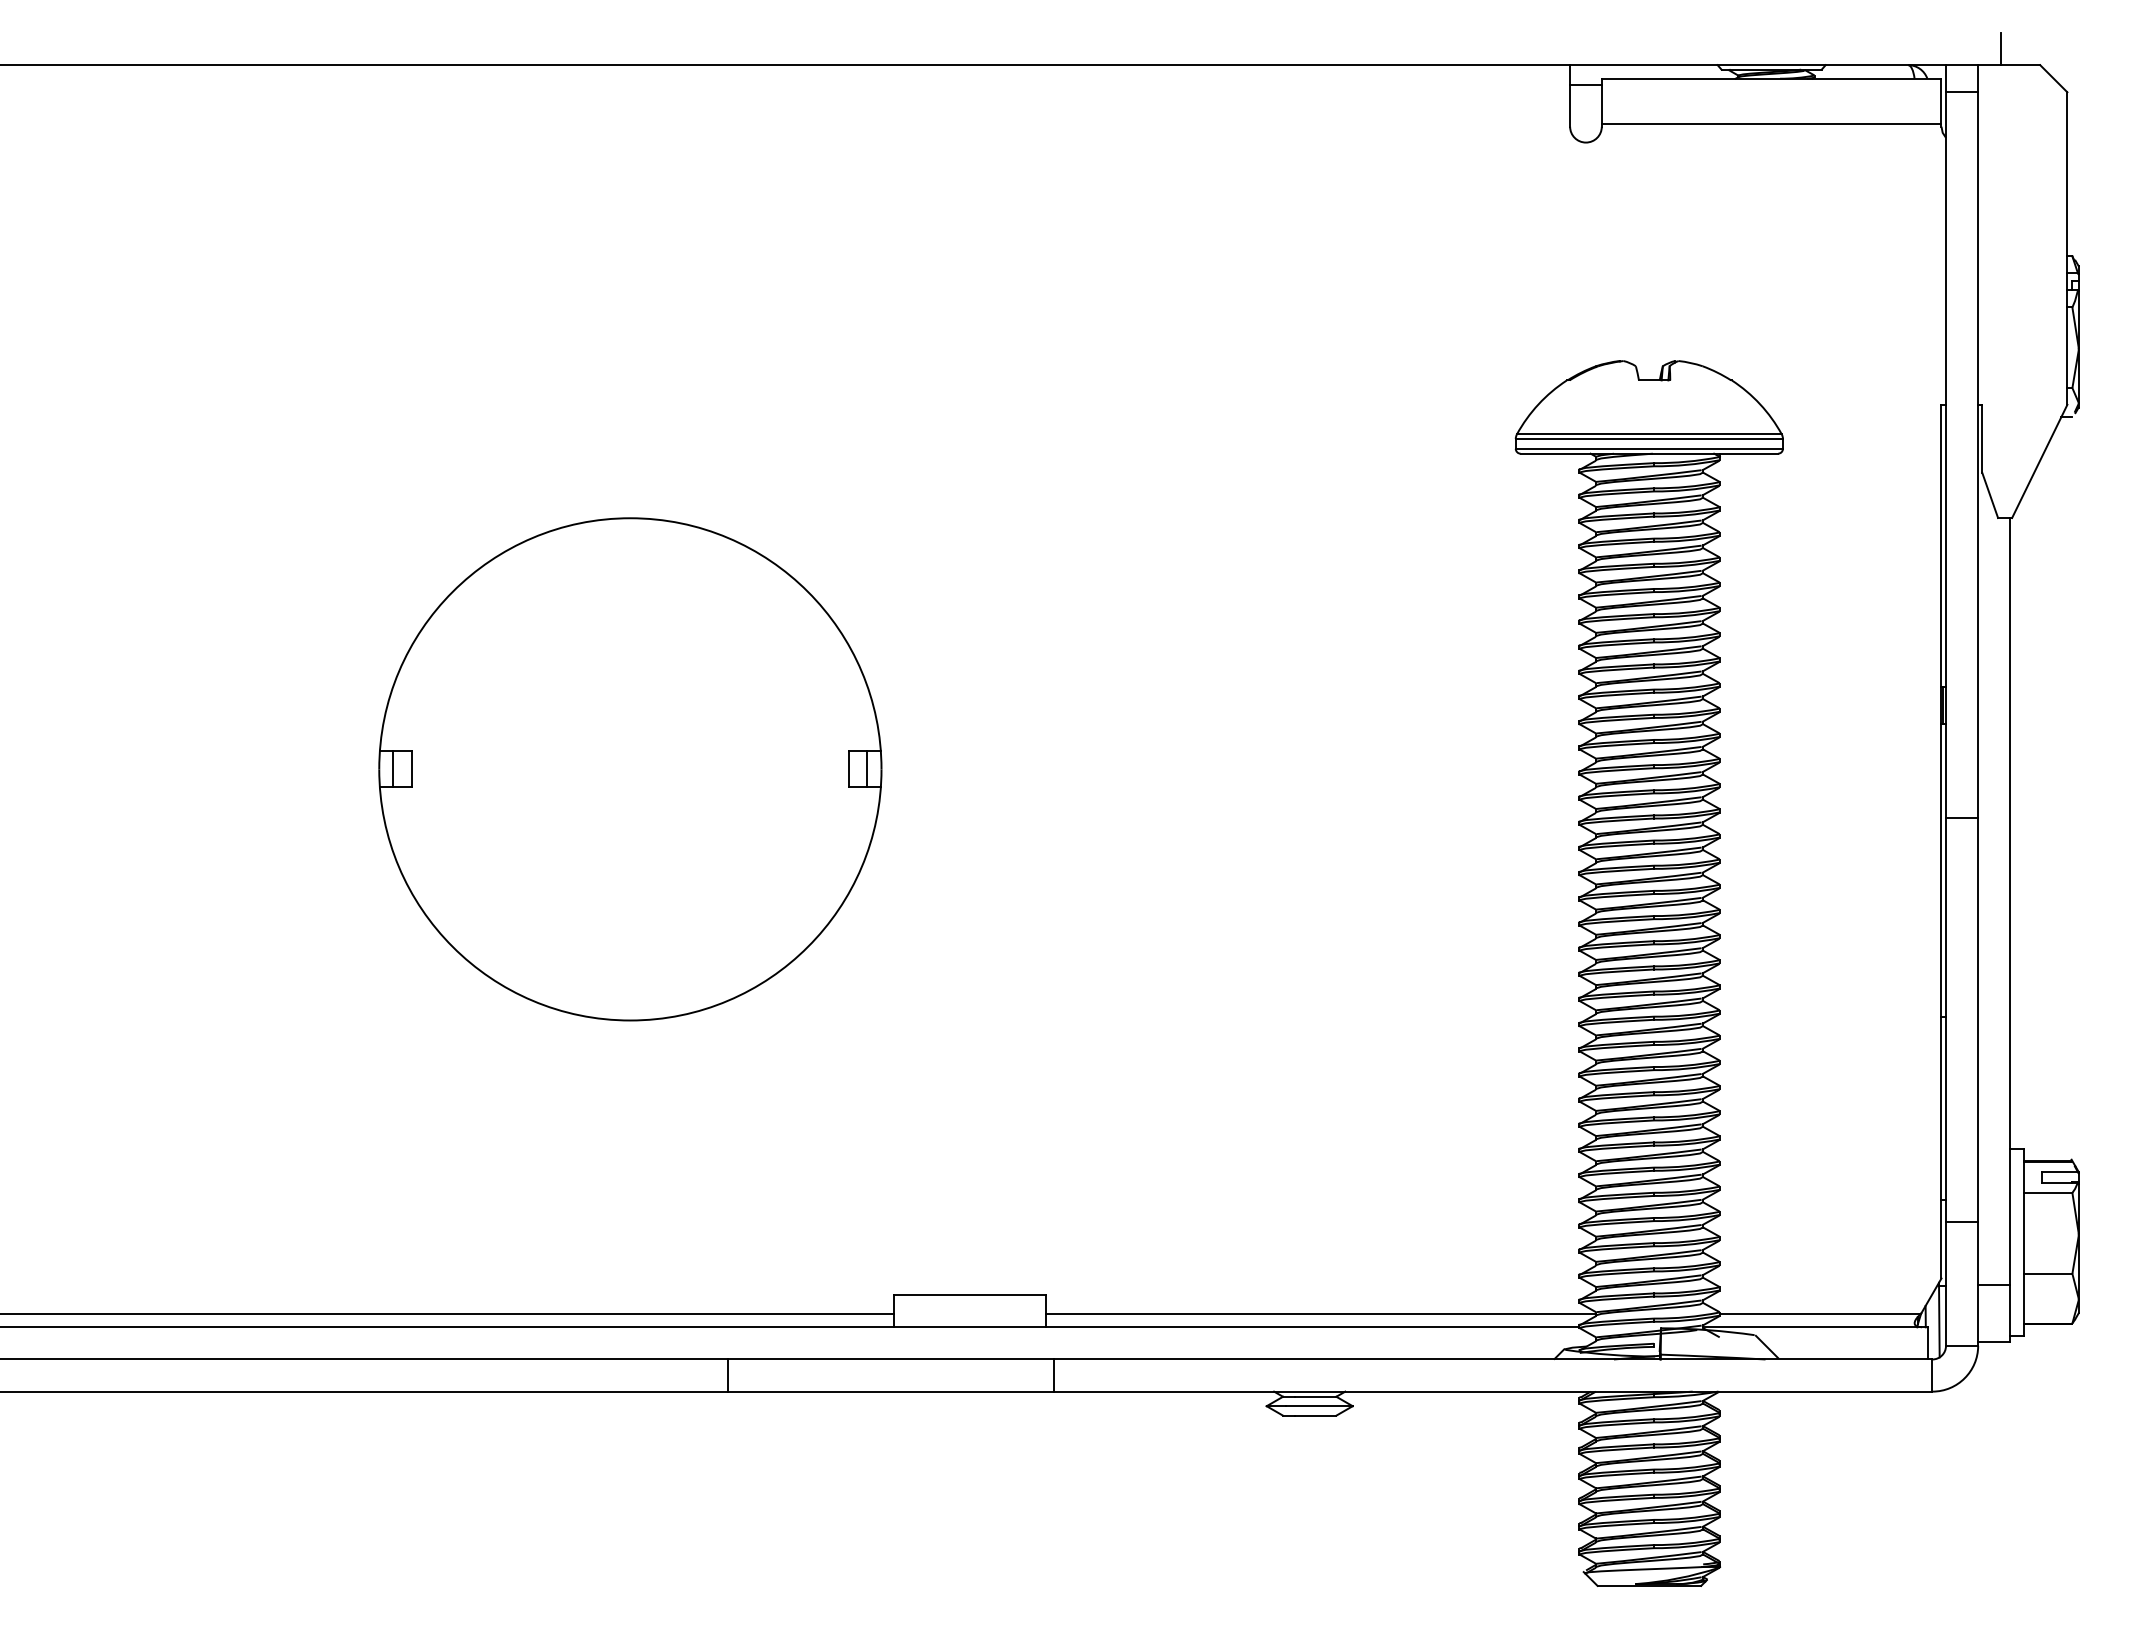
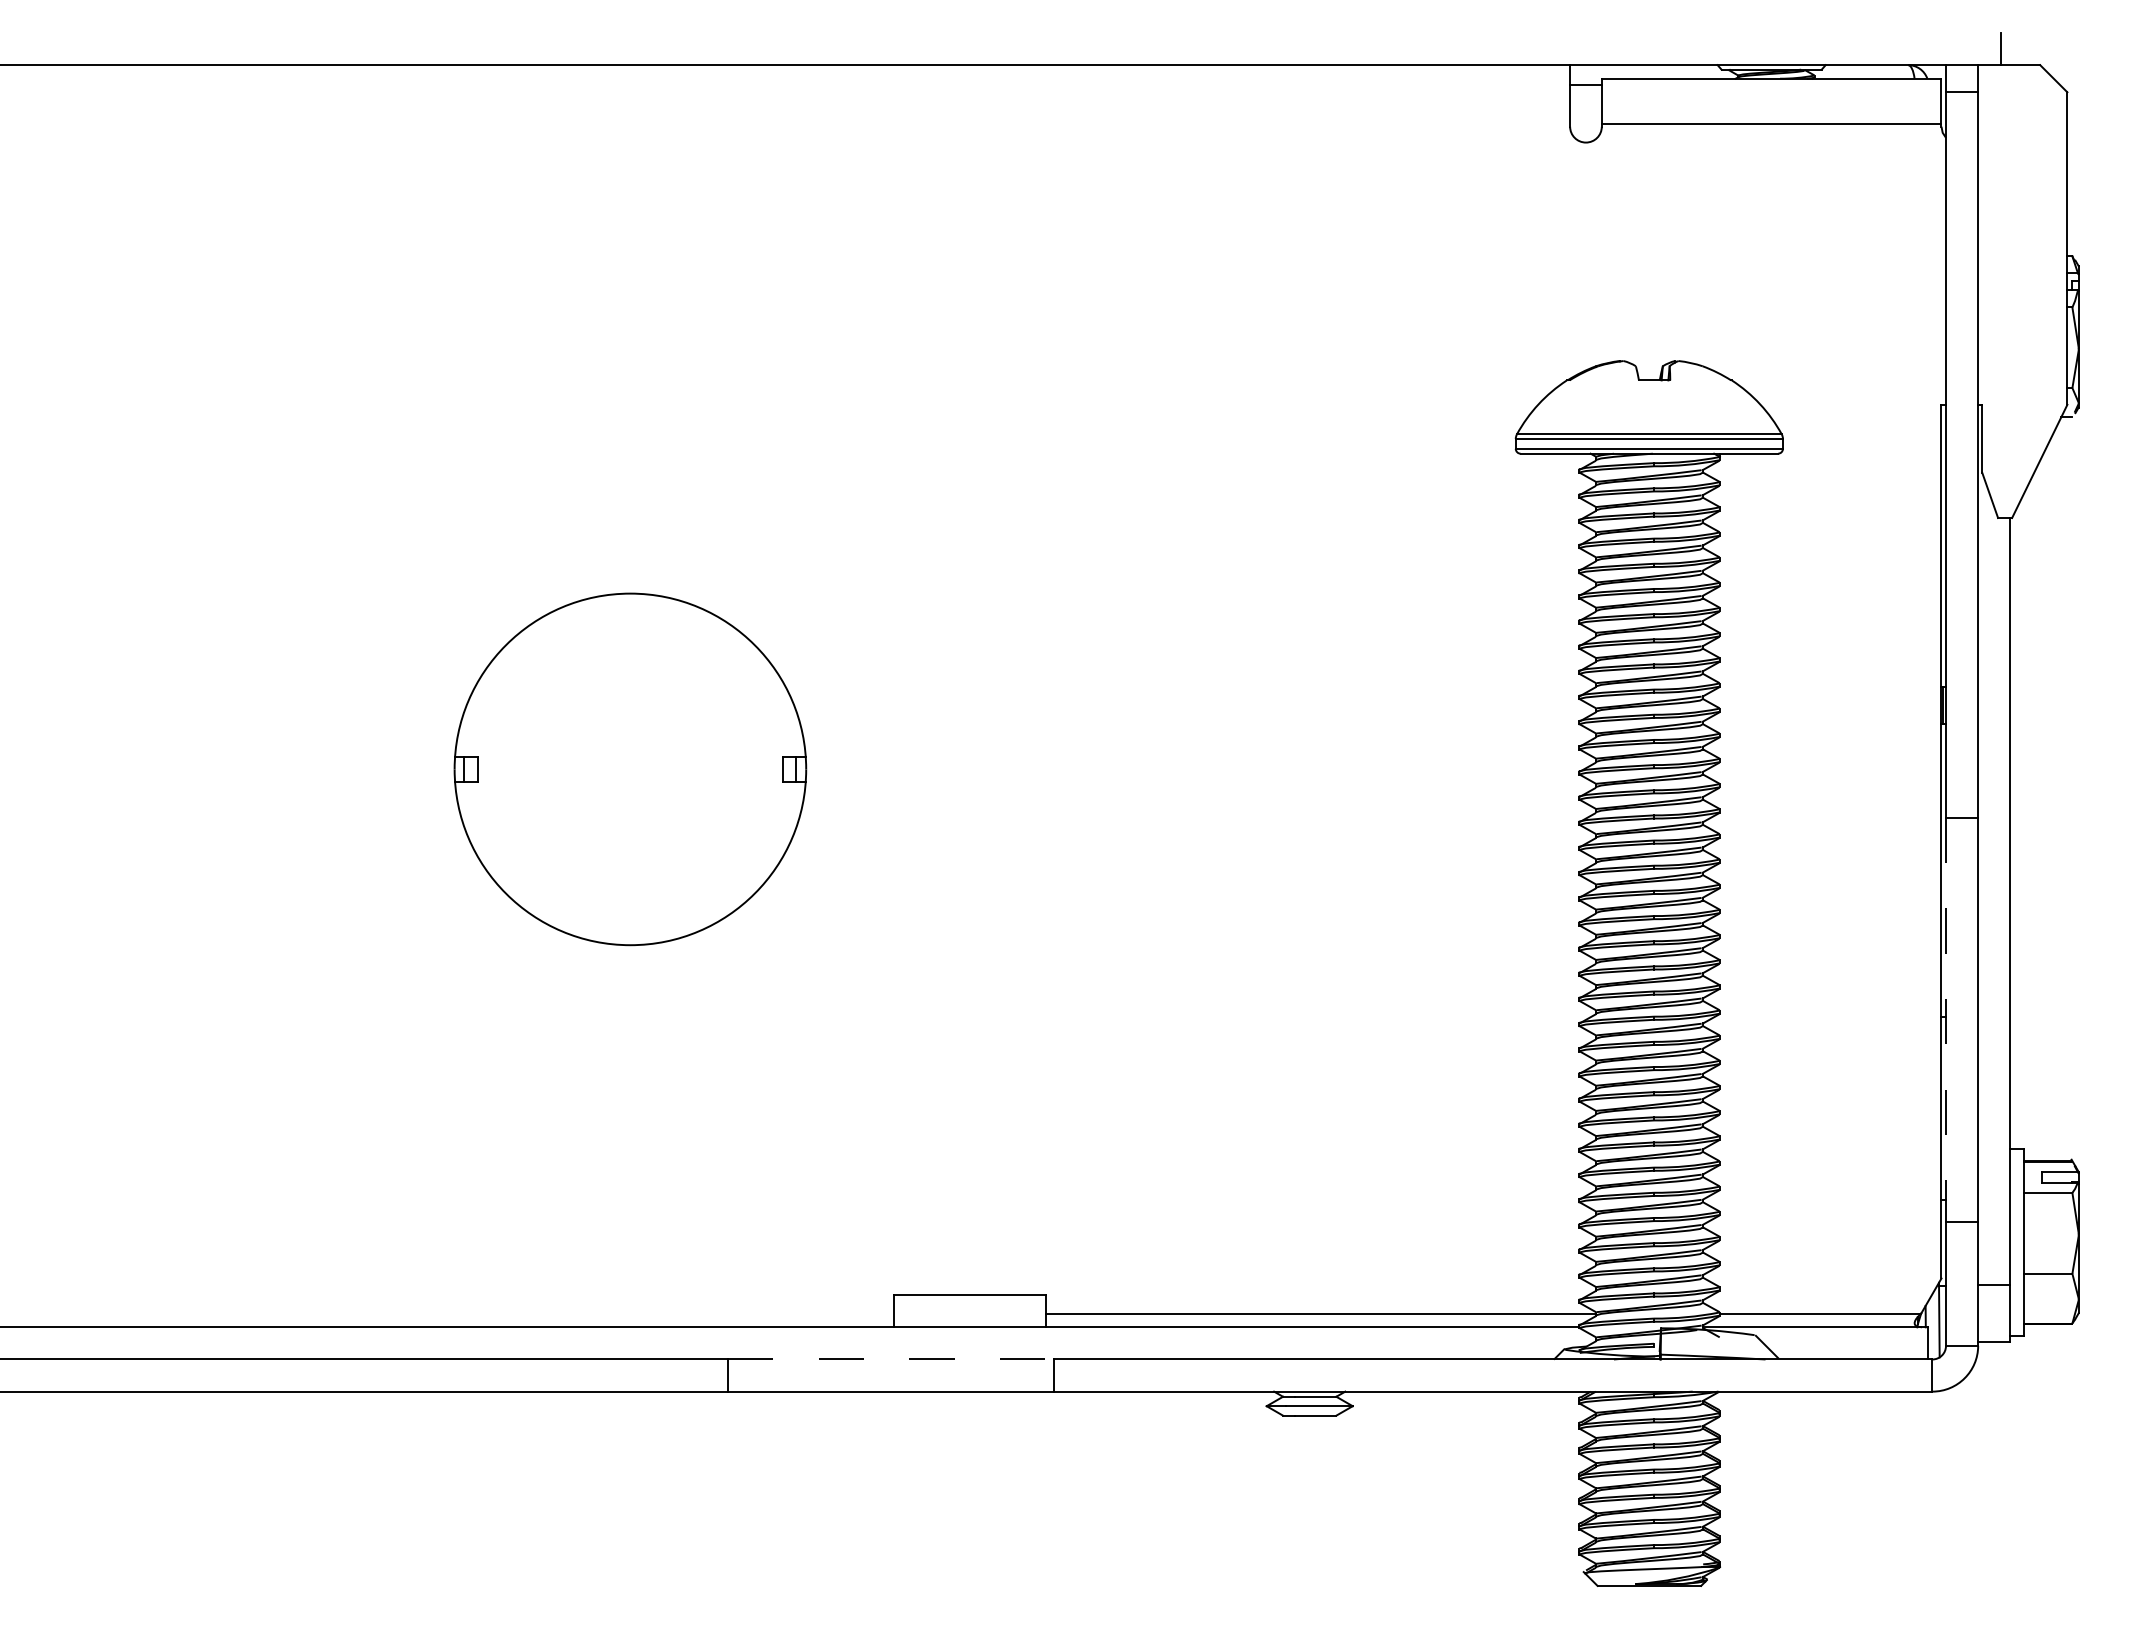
part size: 505x505 px -> 355x355 px (630, 769)
line: solid -> dashed (1946, 1019)
line: present -> none (447, 1313)
line: solid -> dashed (891, 1359)
